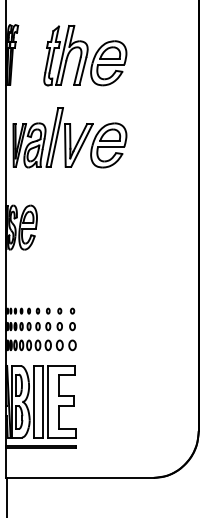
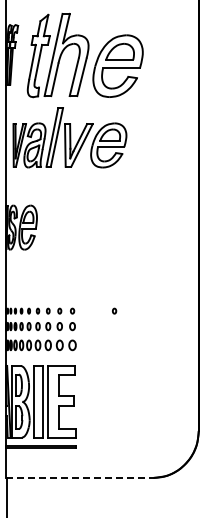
part size: 85x62 px -> 118x87 px (84, 55)
part: none -> present (114, 310)
line: solid -> dashed (79, 477)
